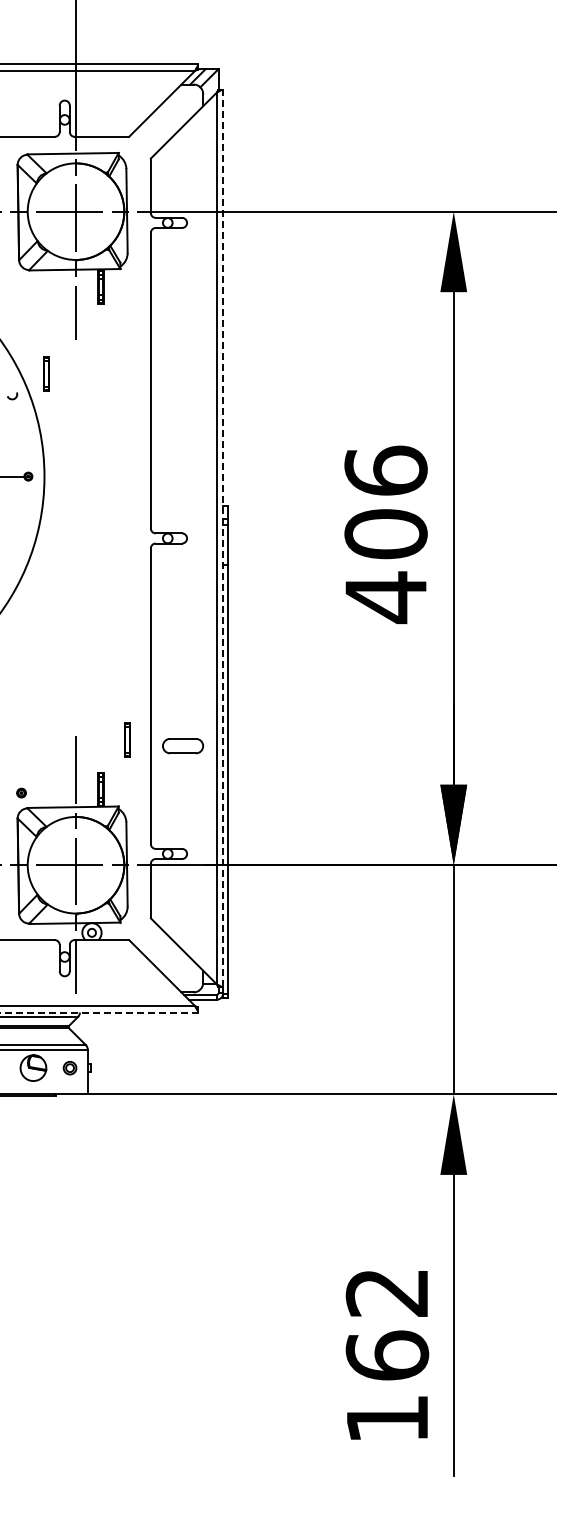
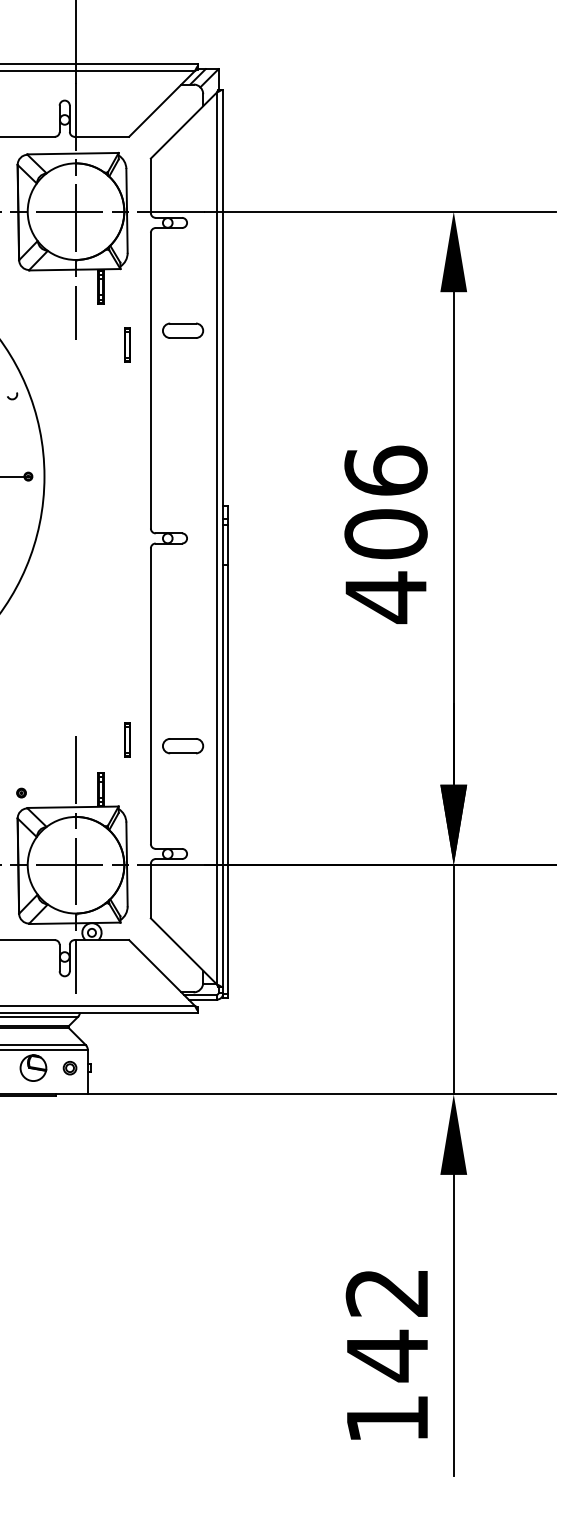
part: none -> present (183, 330)
part position: (46, 373) -> (127, 344) (127, 344)
line: dashed -> solid (223, 537)
line: dashed -> solid (99, 1012)
text: 162 -> 142 (387, 1355)
